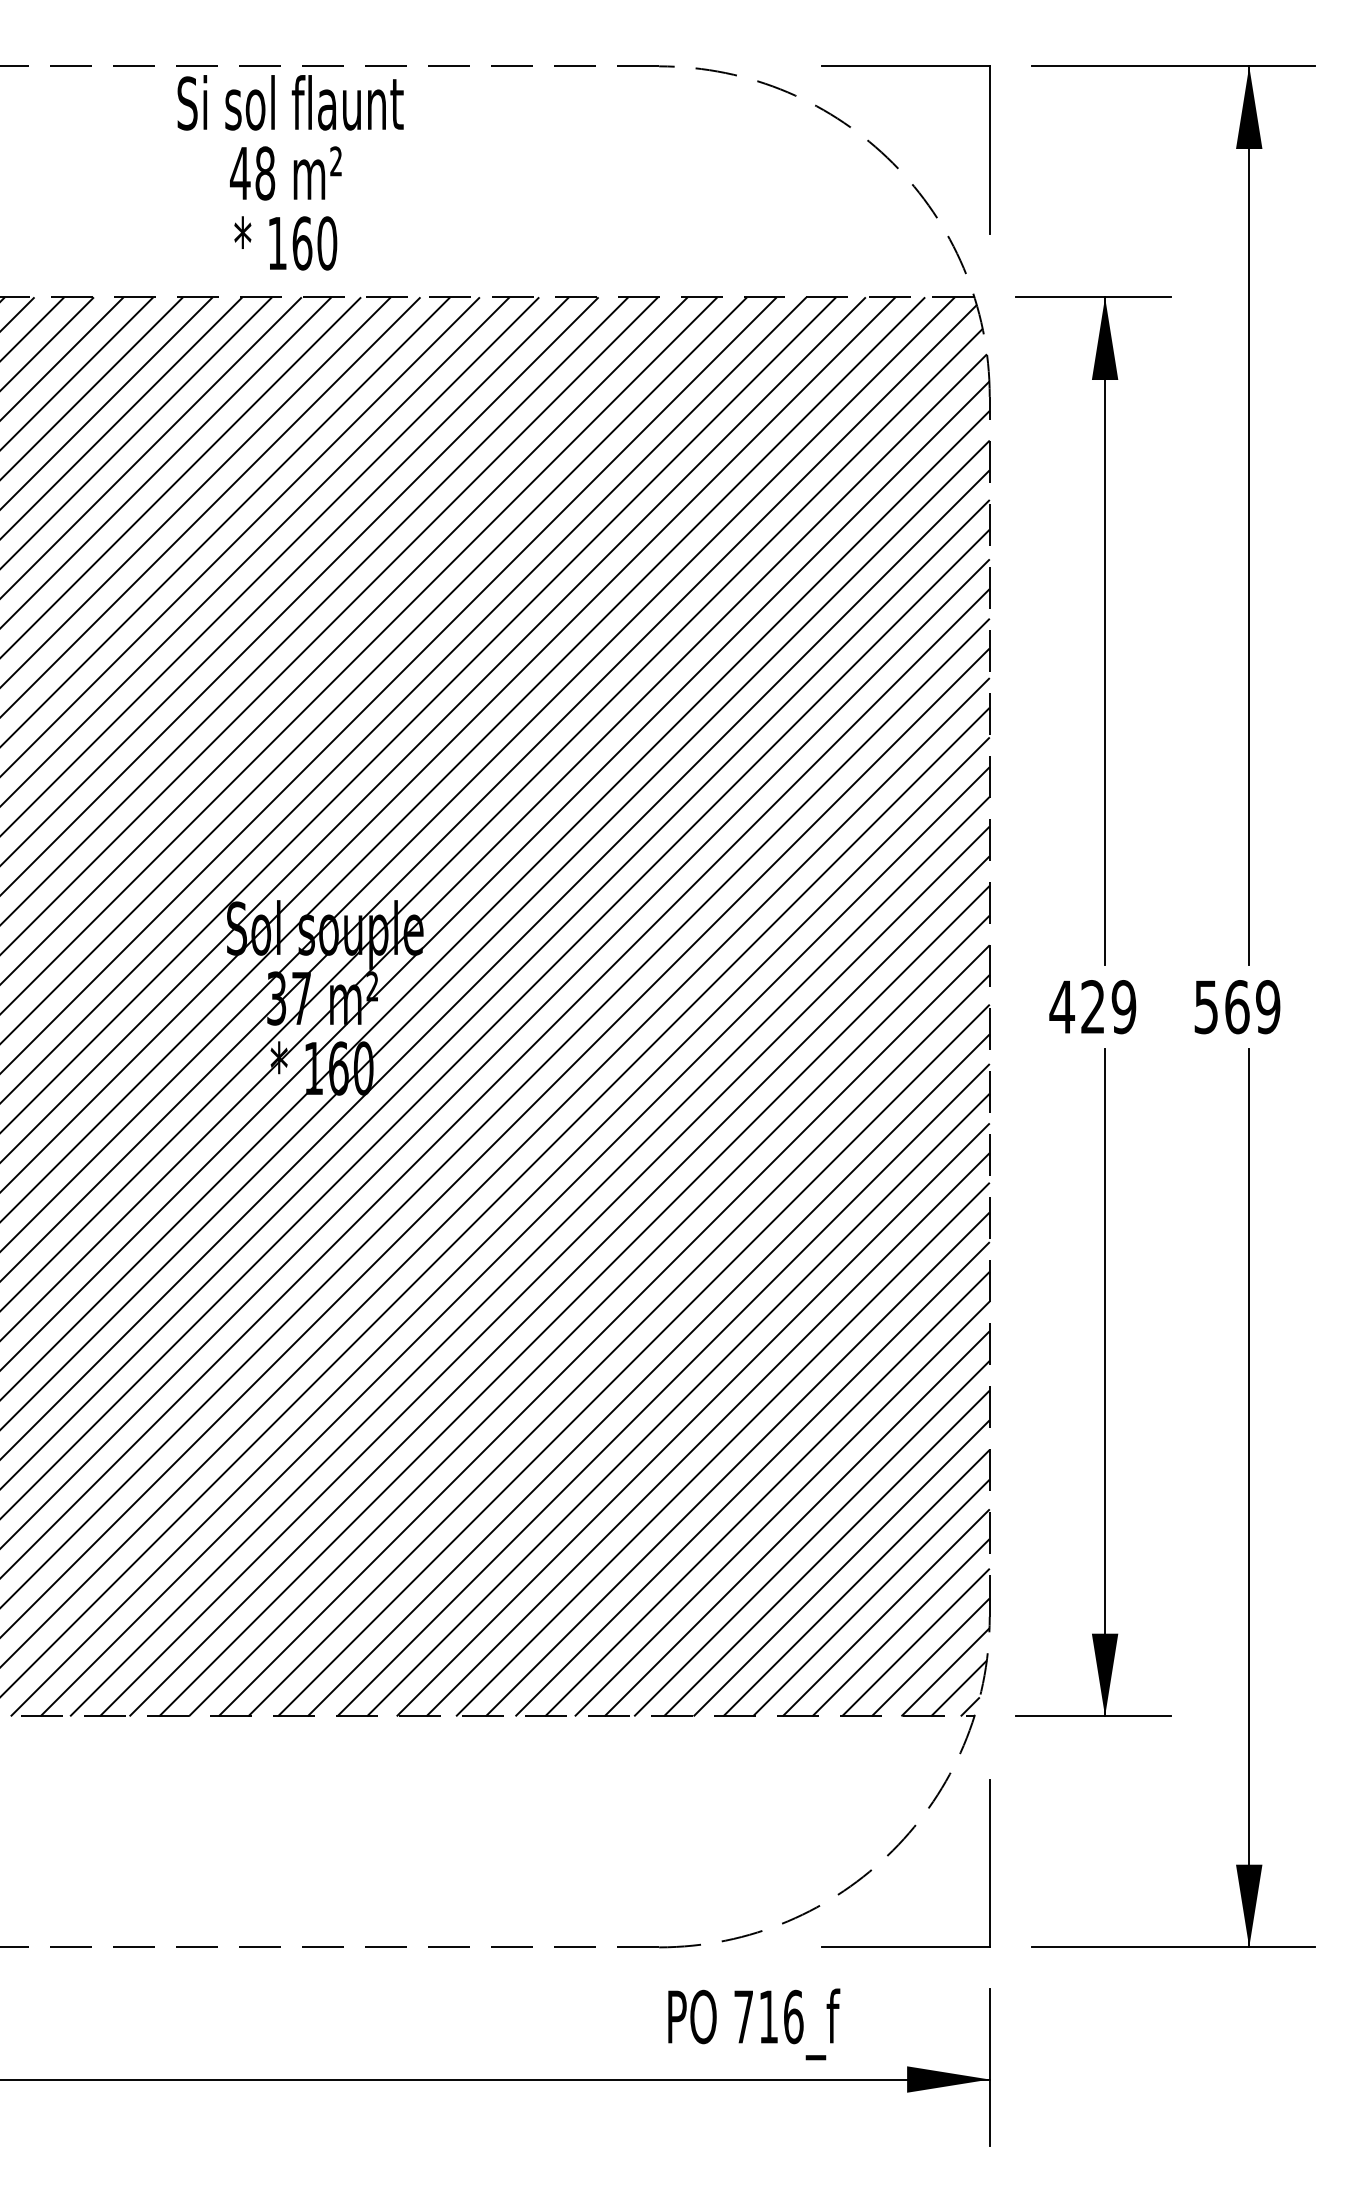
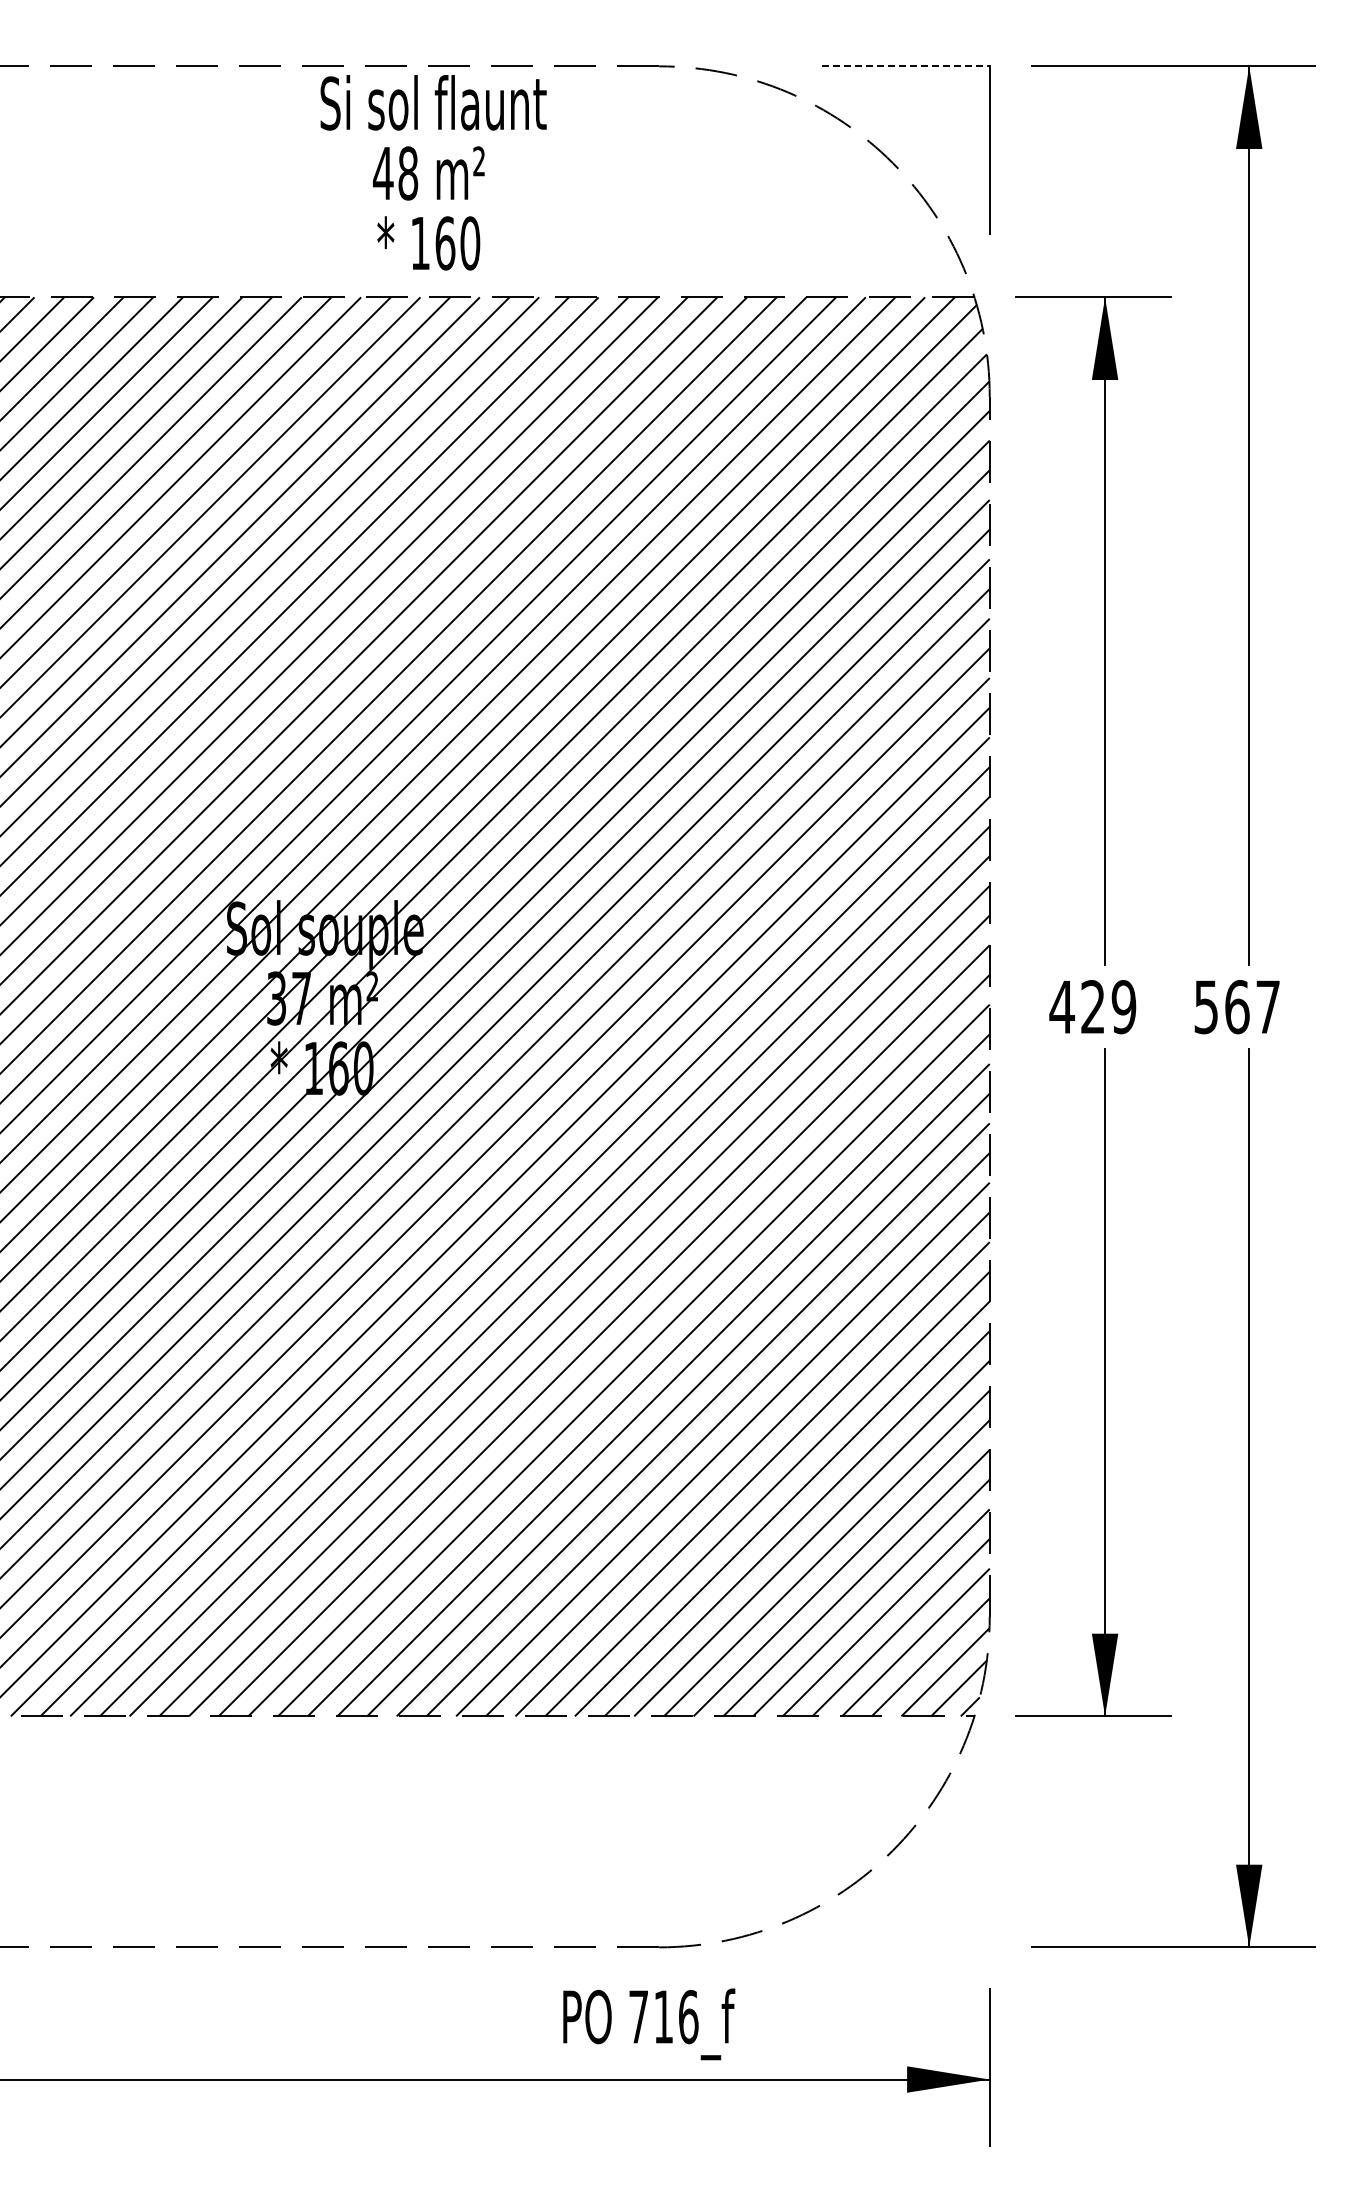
line: solid -> dashed (906, 66)
text position: (290, 172) -> (433, 172) (433, 172)
text: 569 -> 567 (1268, 1007)
part: present -> none (905, 1946)
text position: (754, 2024) -> (649, 2024) (649, 2024)
